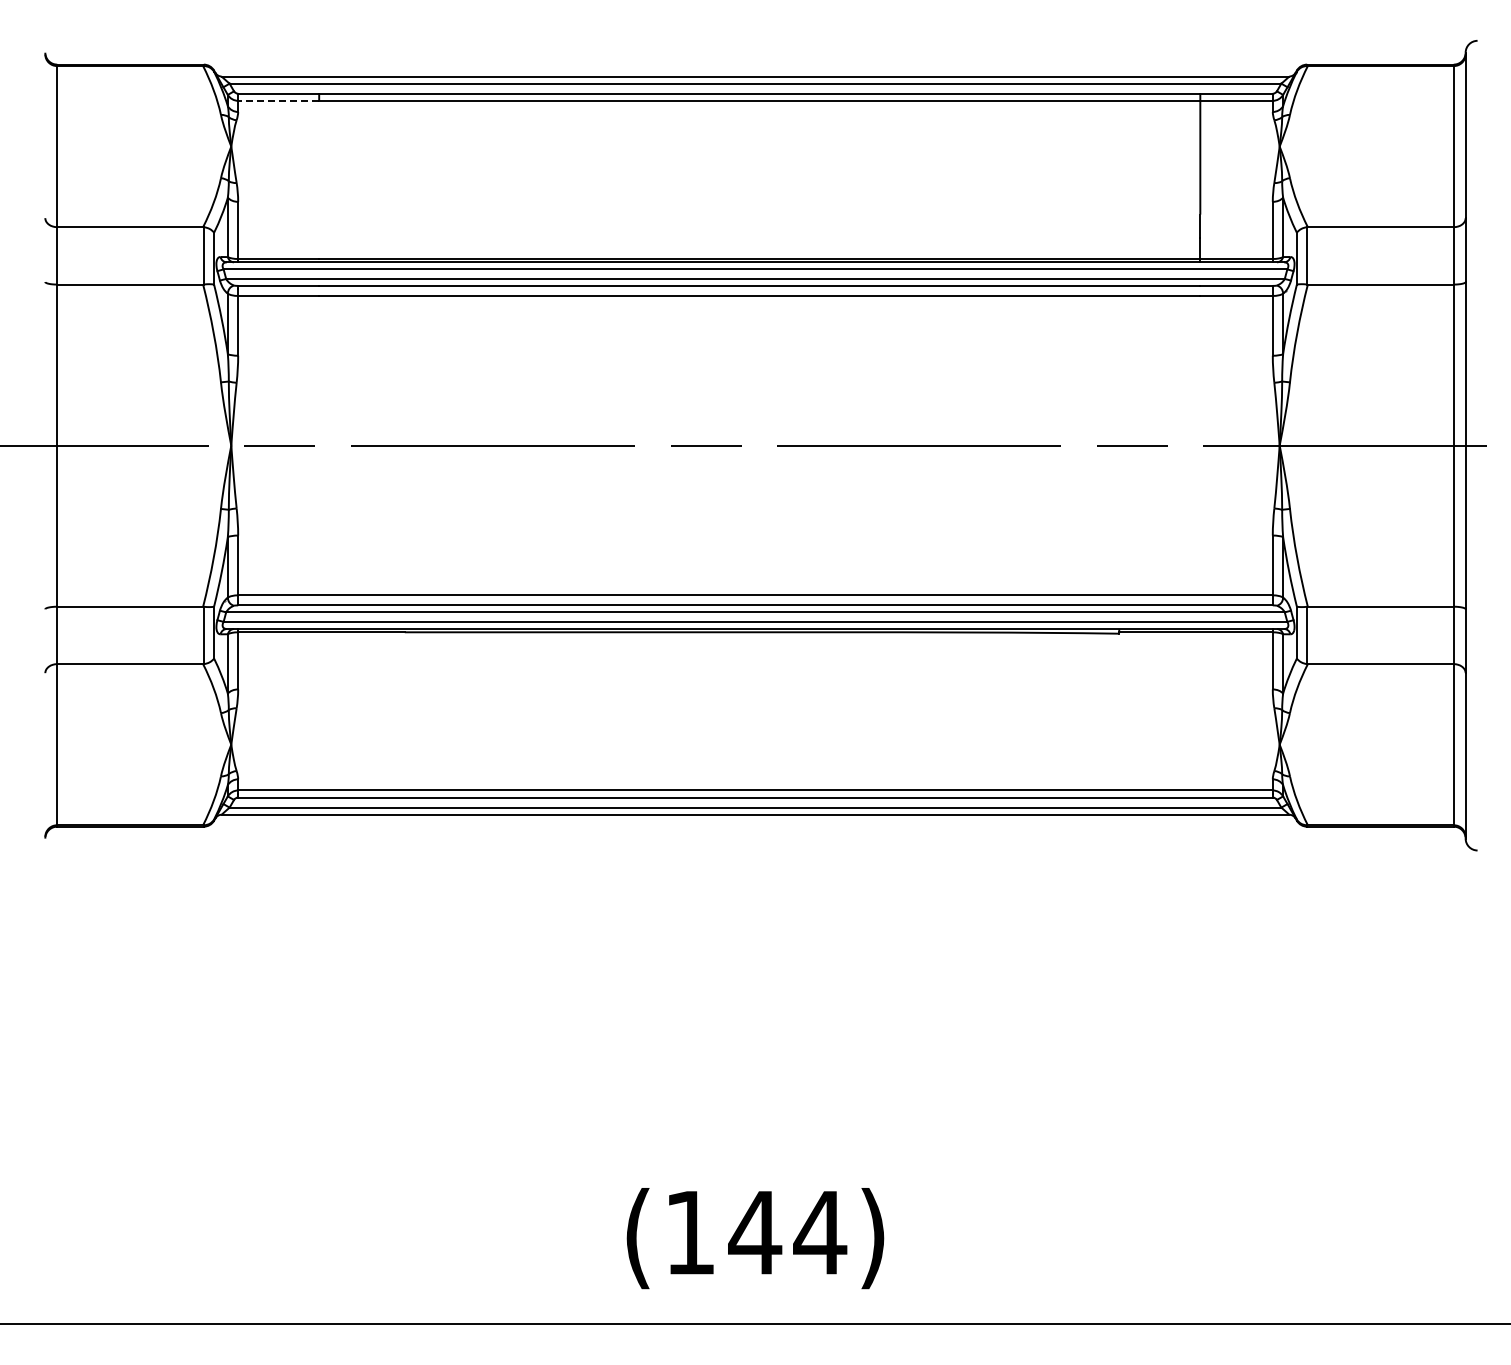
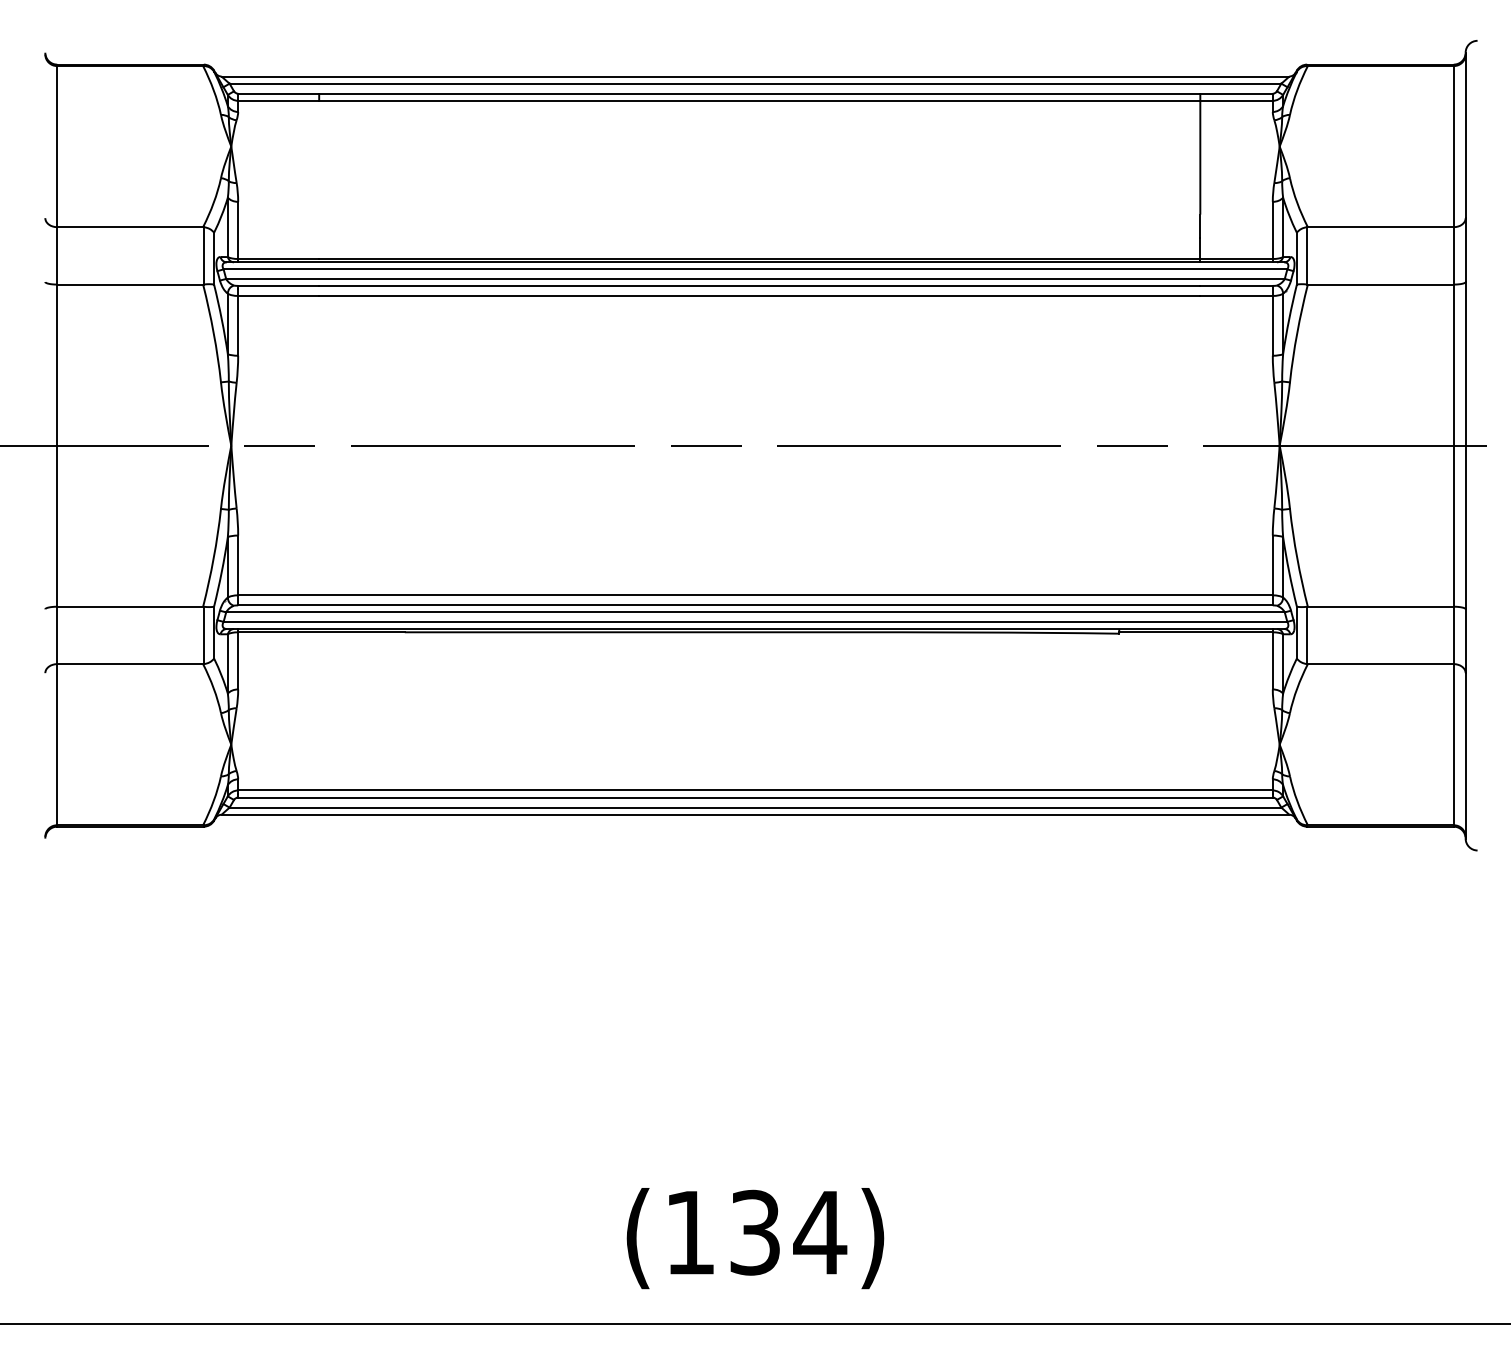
line: dashed -> solid (278, 100)
text: (144) -> (134) (755, 1232)
